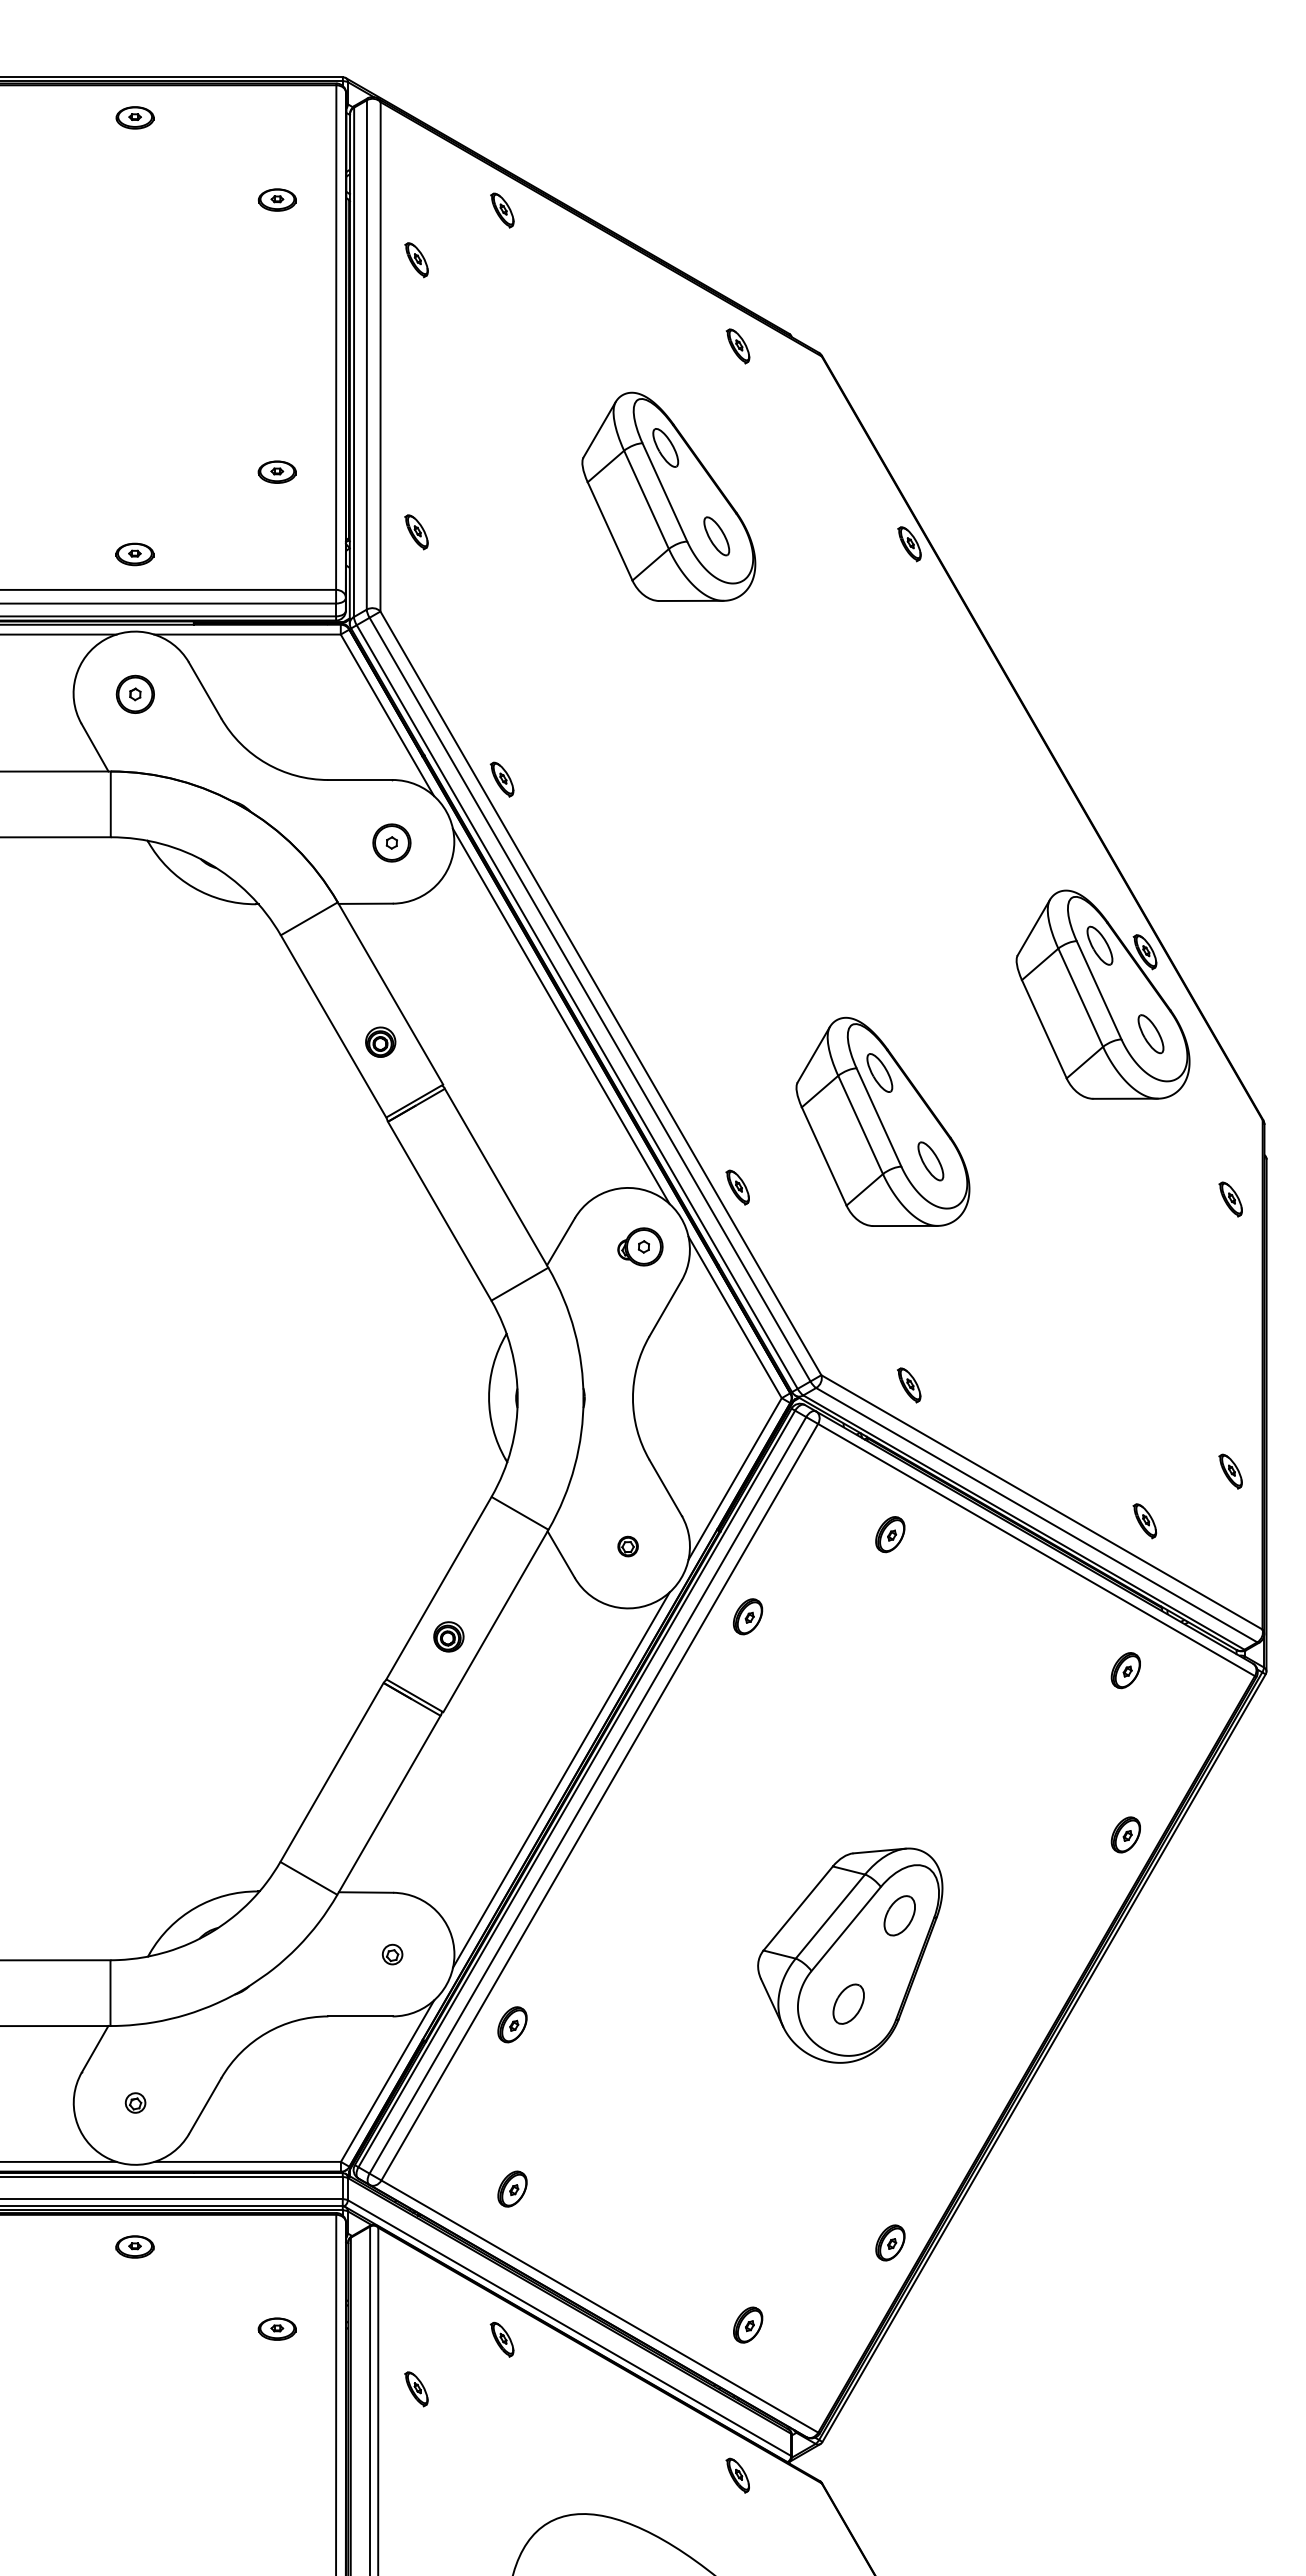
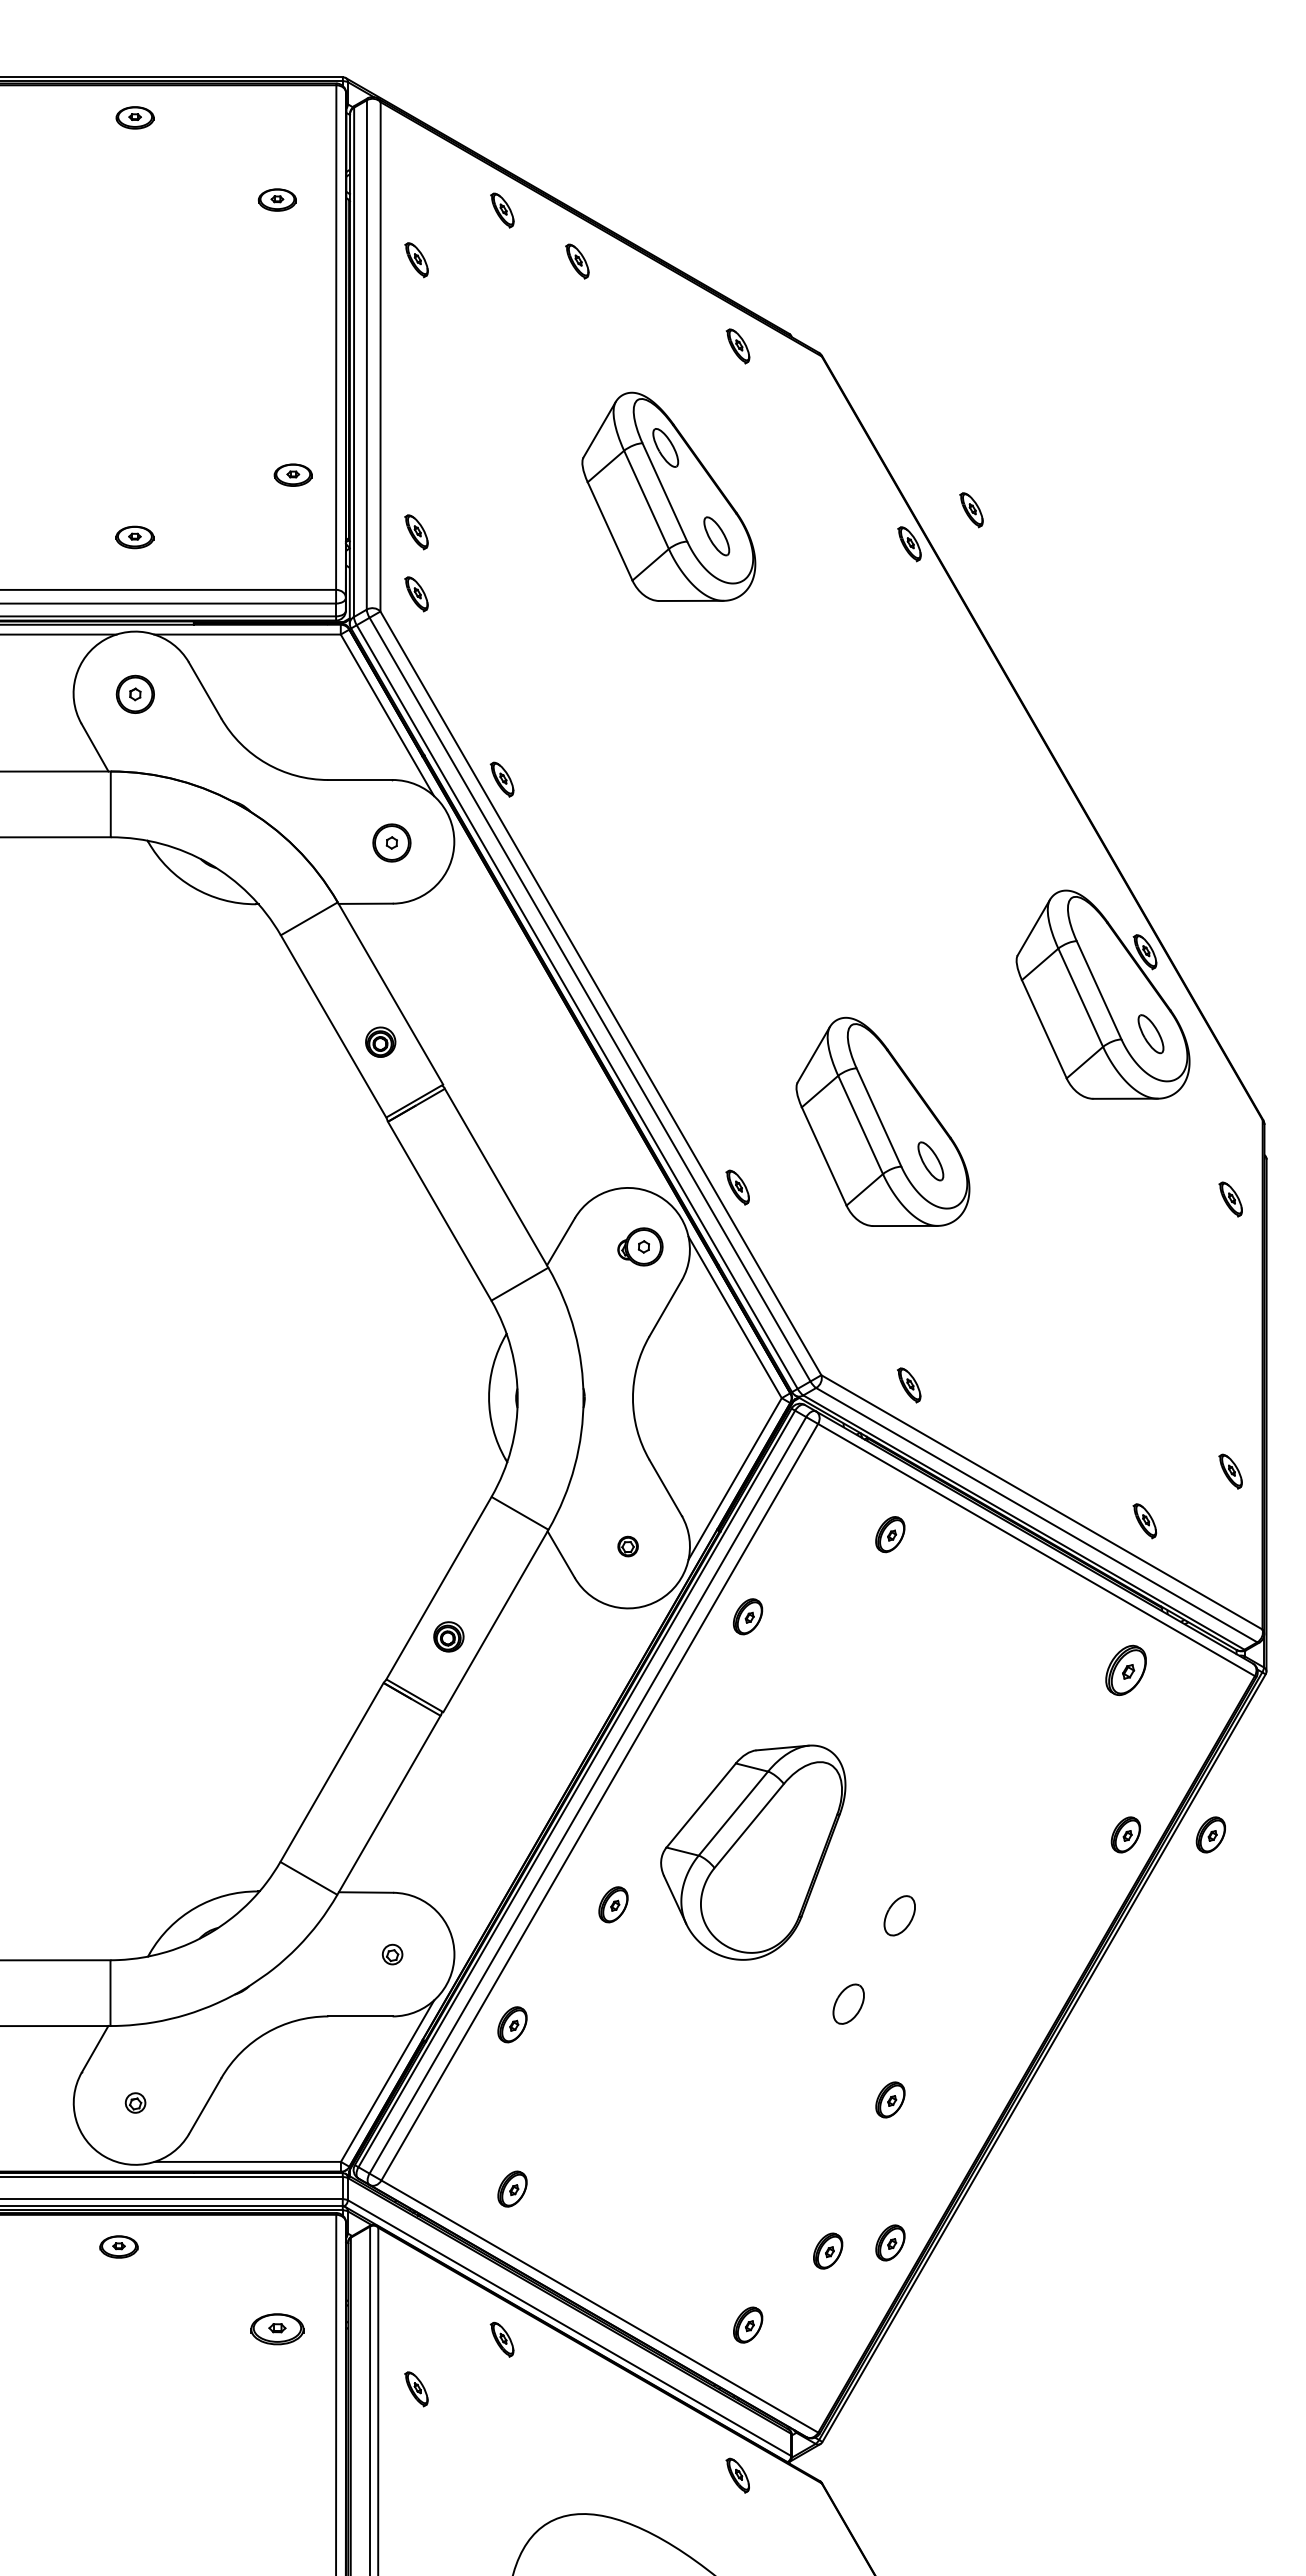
part: none -> present (577, 261)
part position: (276, 471) -> (292, 474) (292, 474)
part: none -> present (971, 510)
part position: (134, 554) -> (134, 537) (134, 537)
part: none -> present (416, 594)
part: present -> none (1099, 945)
line: present -> none (560, 1016)
part: present -> none (879, 1072)
part size: 31x38 px -> 42x52 px (1125, 1669)
line: present -> none (561, 1779)
part: none -> present (1210, 1834)
part: none -> present (613, 1904)
part position: (850, 1955) -> (753, 1852) (753, 1852)
part: none -> present (890, 2099)
line: present -> none (59, 2161)
part position: (134, 2246) -> (118, 2246) (118, 2246)
part: none -> present (828, 2250)
part size: 40x24 px -> 55x33 px (277, 2329)
